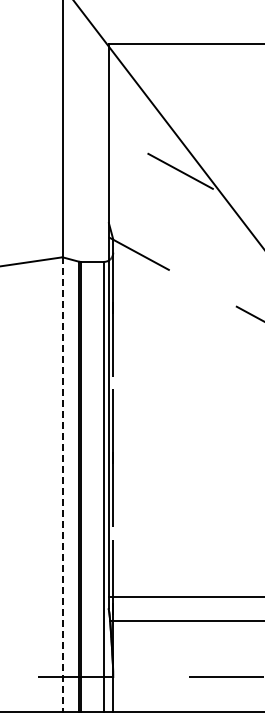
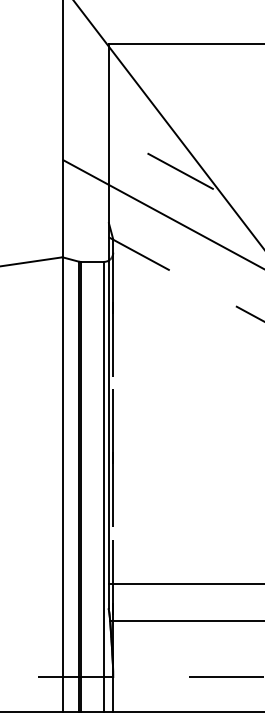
line: none -> present (161, 213)
line: dashed -> solid (62, 485)
line position: (184, 597) -> (184, 584) (184, 584)
